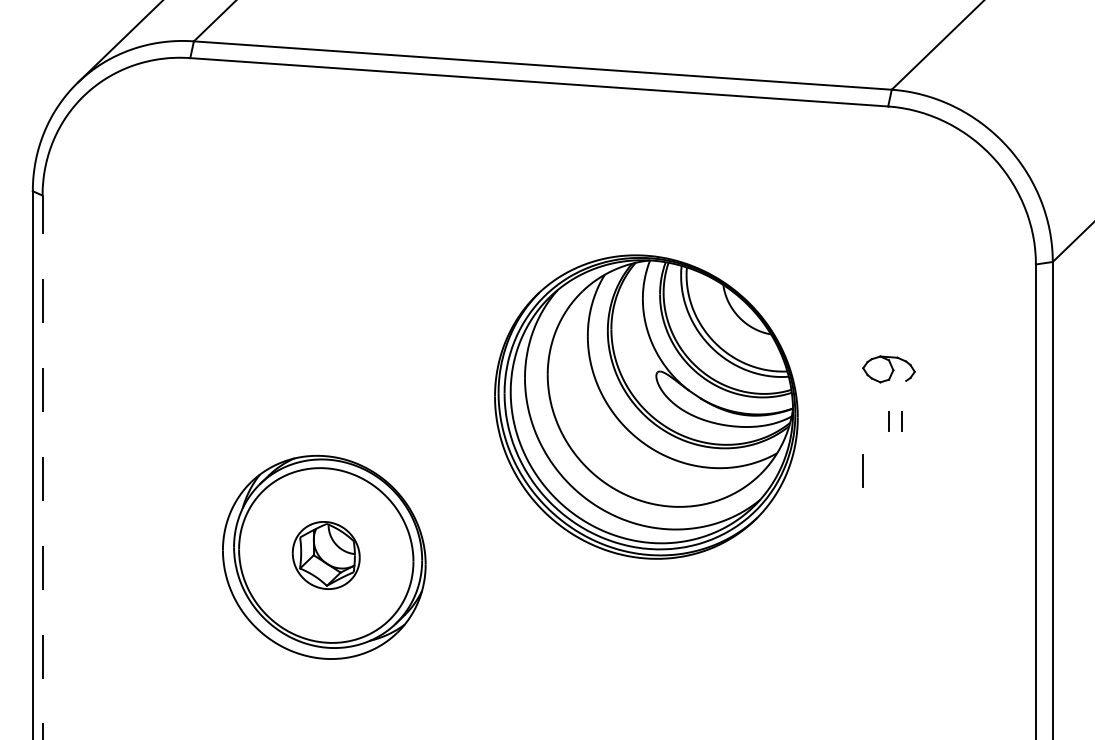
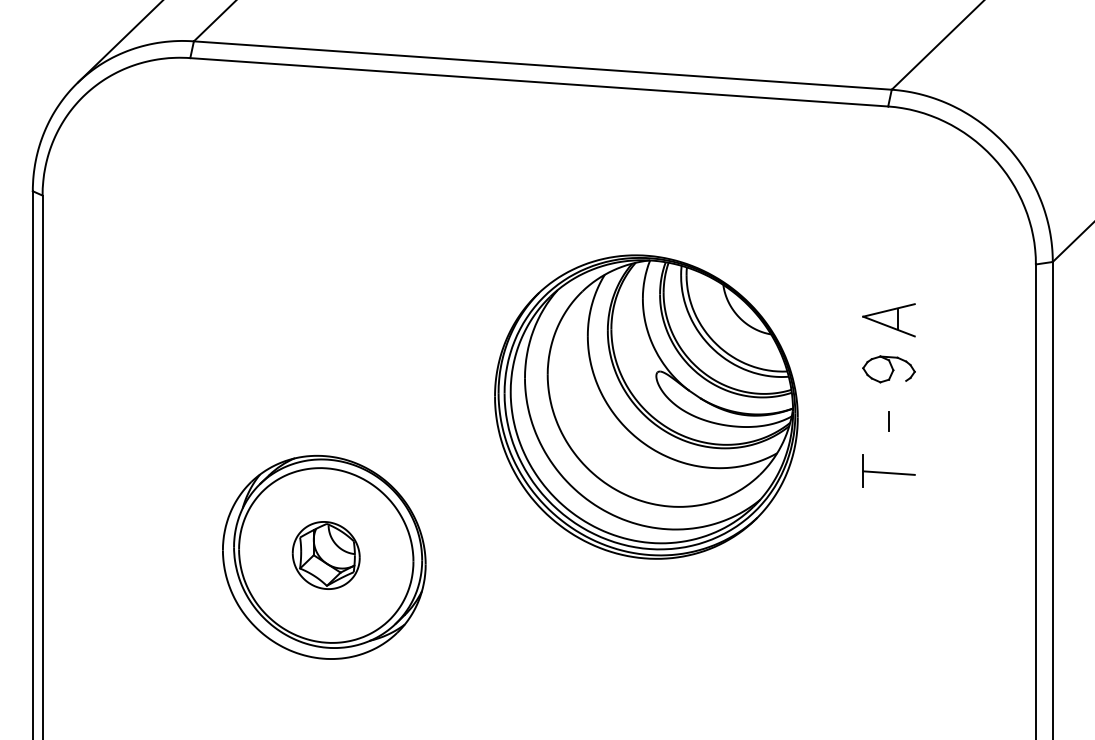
part: none -> present (888, 320)
line: present -> none (901, 421)
line: dashed -> solid (42, 467)
line: none -> present (888, 472)
